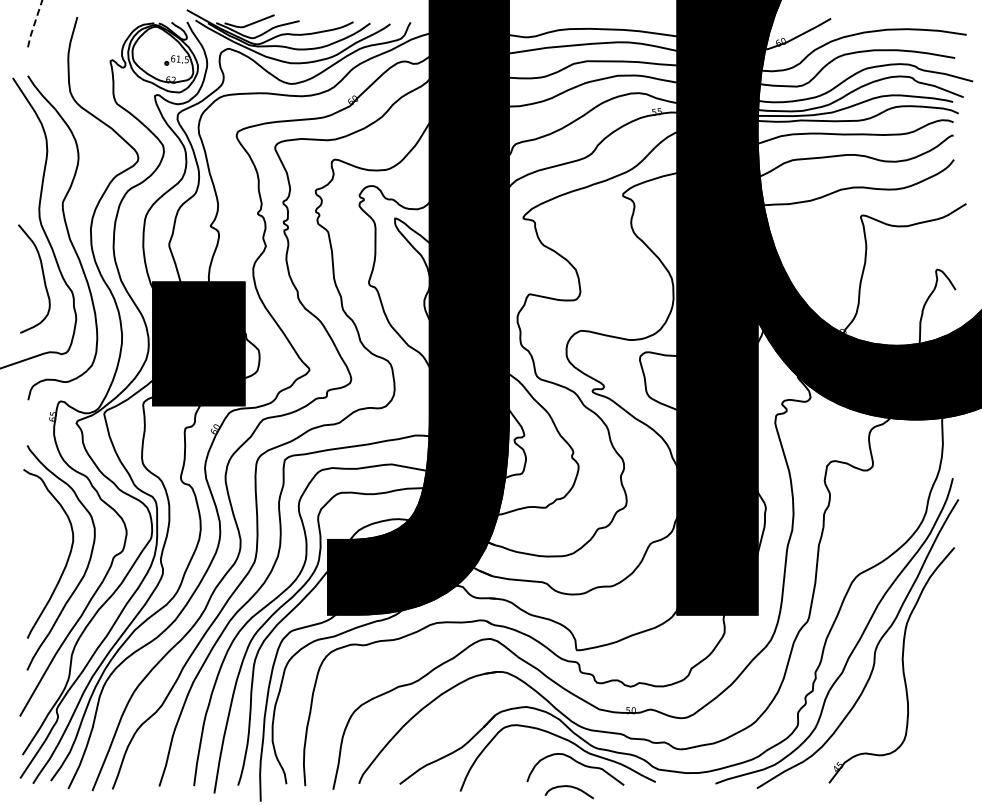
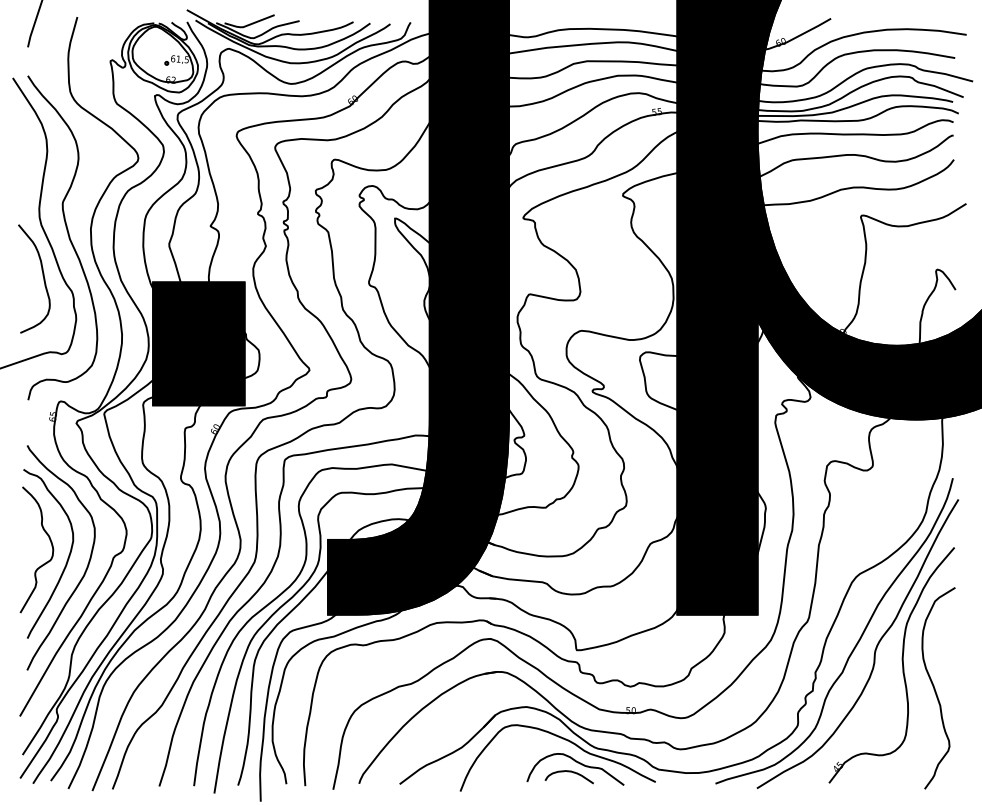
line: dashed -> solid (34, 24)
curve: none -> present (50, 543)
curve: none -> present (935, 688)
curve position: (568, 787) -> (568, 772) (568, 772)
